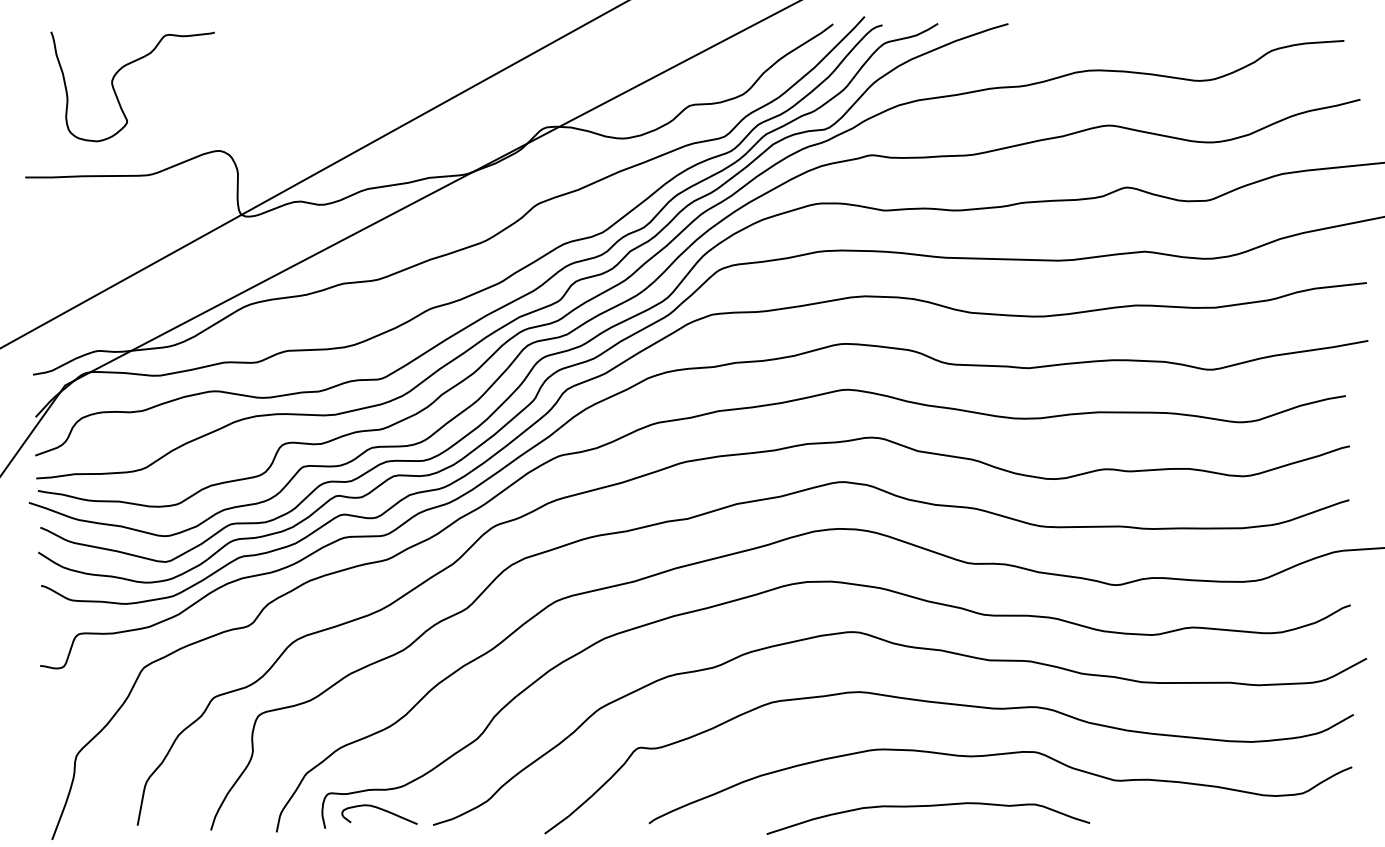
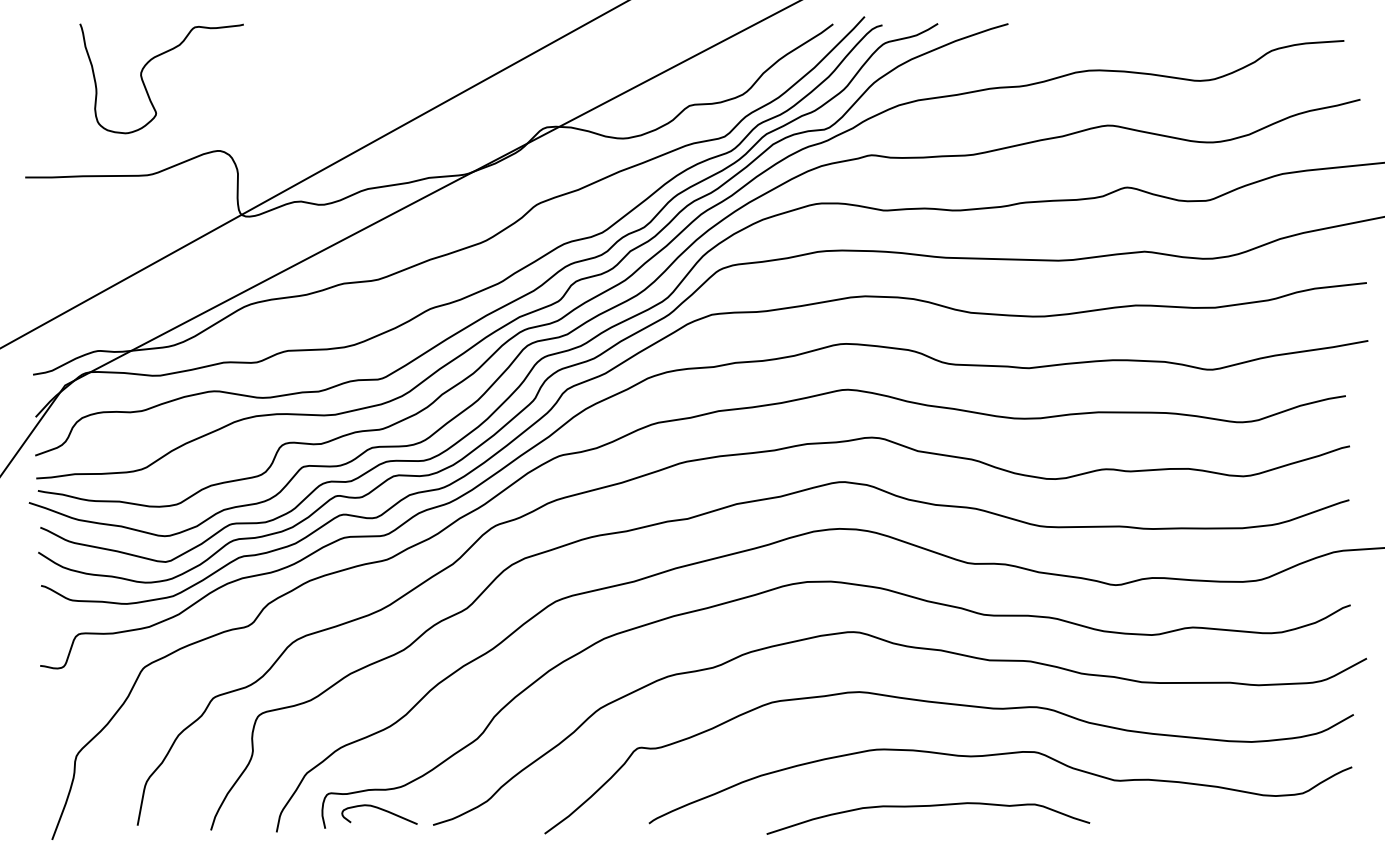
curve position: (115, 90) -> (144, 82) (144, 82)
